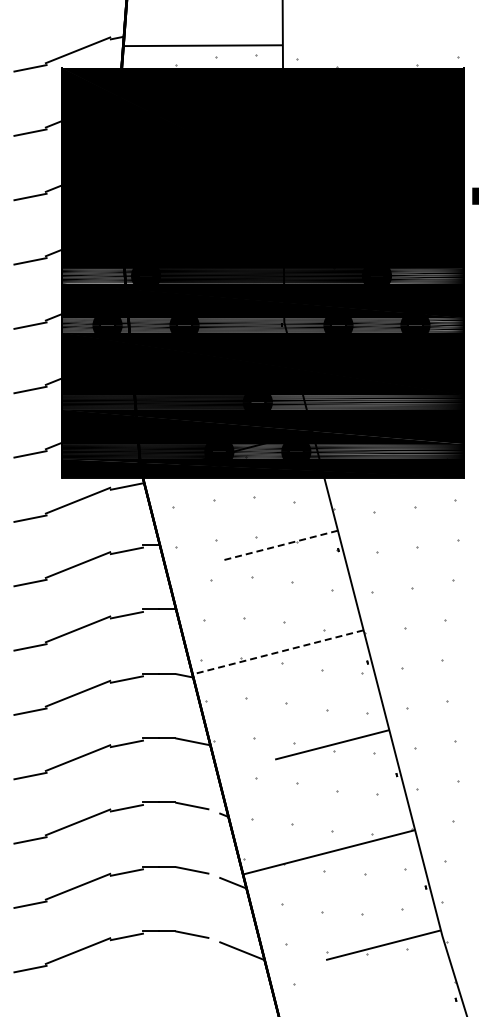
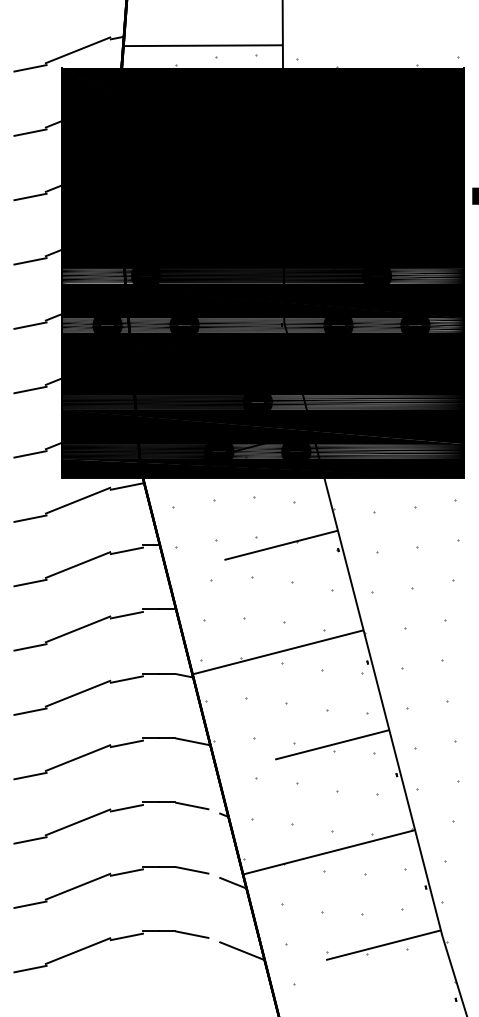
line: dashed -> solid (281, 545)
line: dashed -> solid (277, 652)
